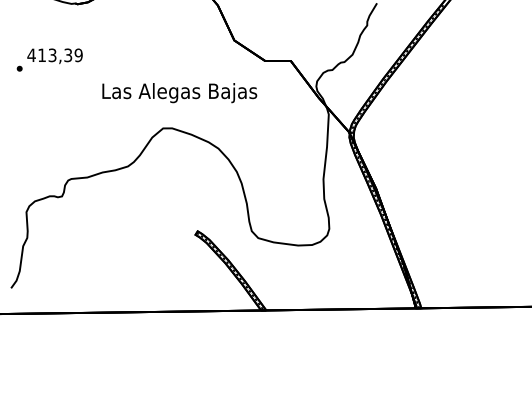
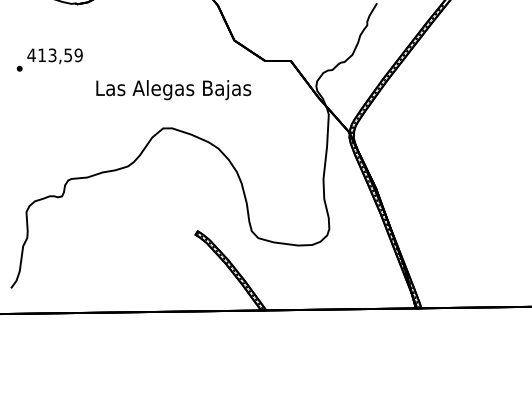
text: 413,39 -> 413,59 (68, 54)
text position: (179, 93) -> (173, 90) (173, 90)
